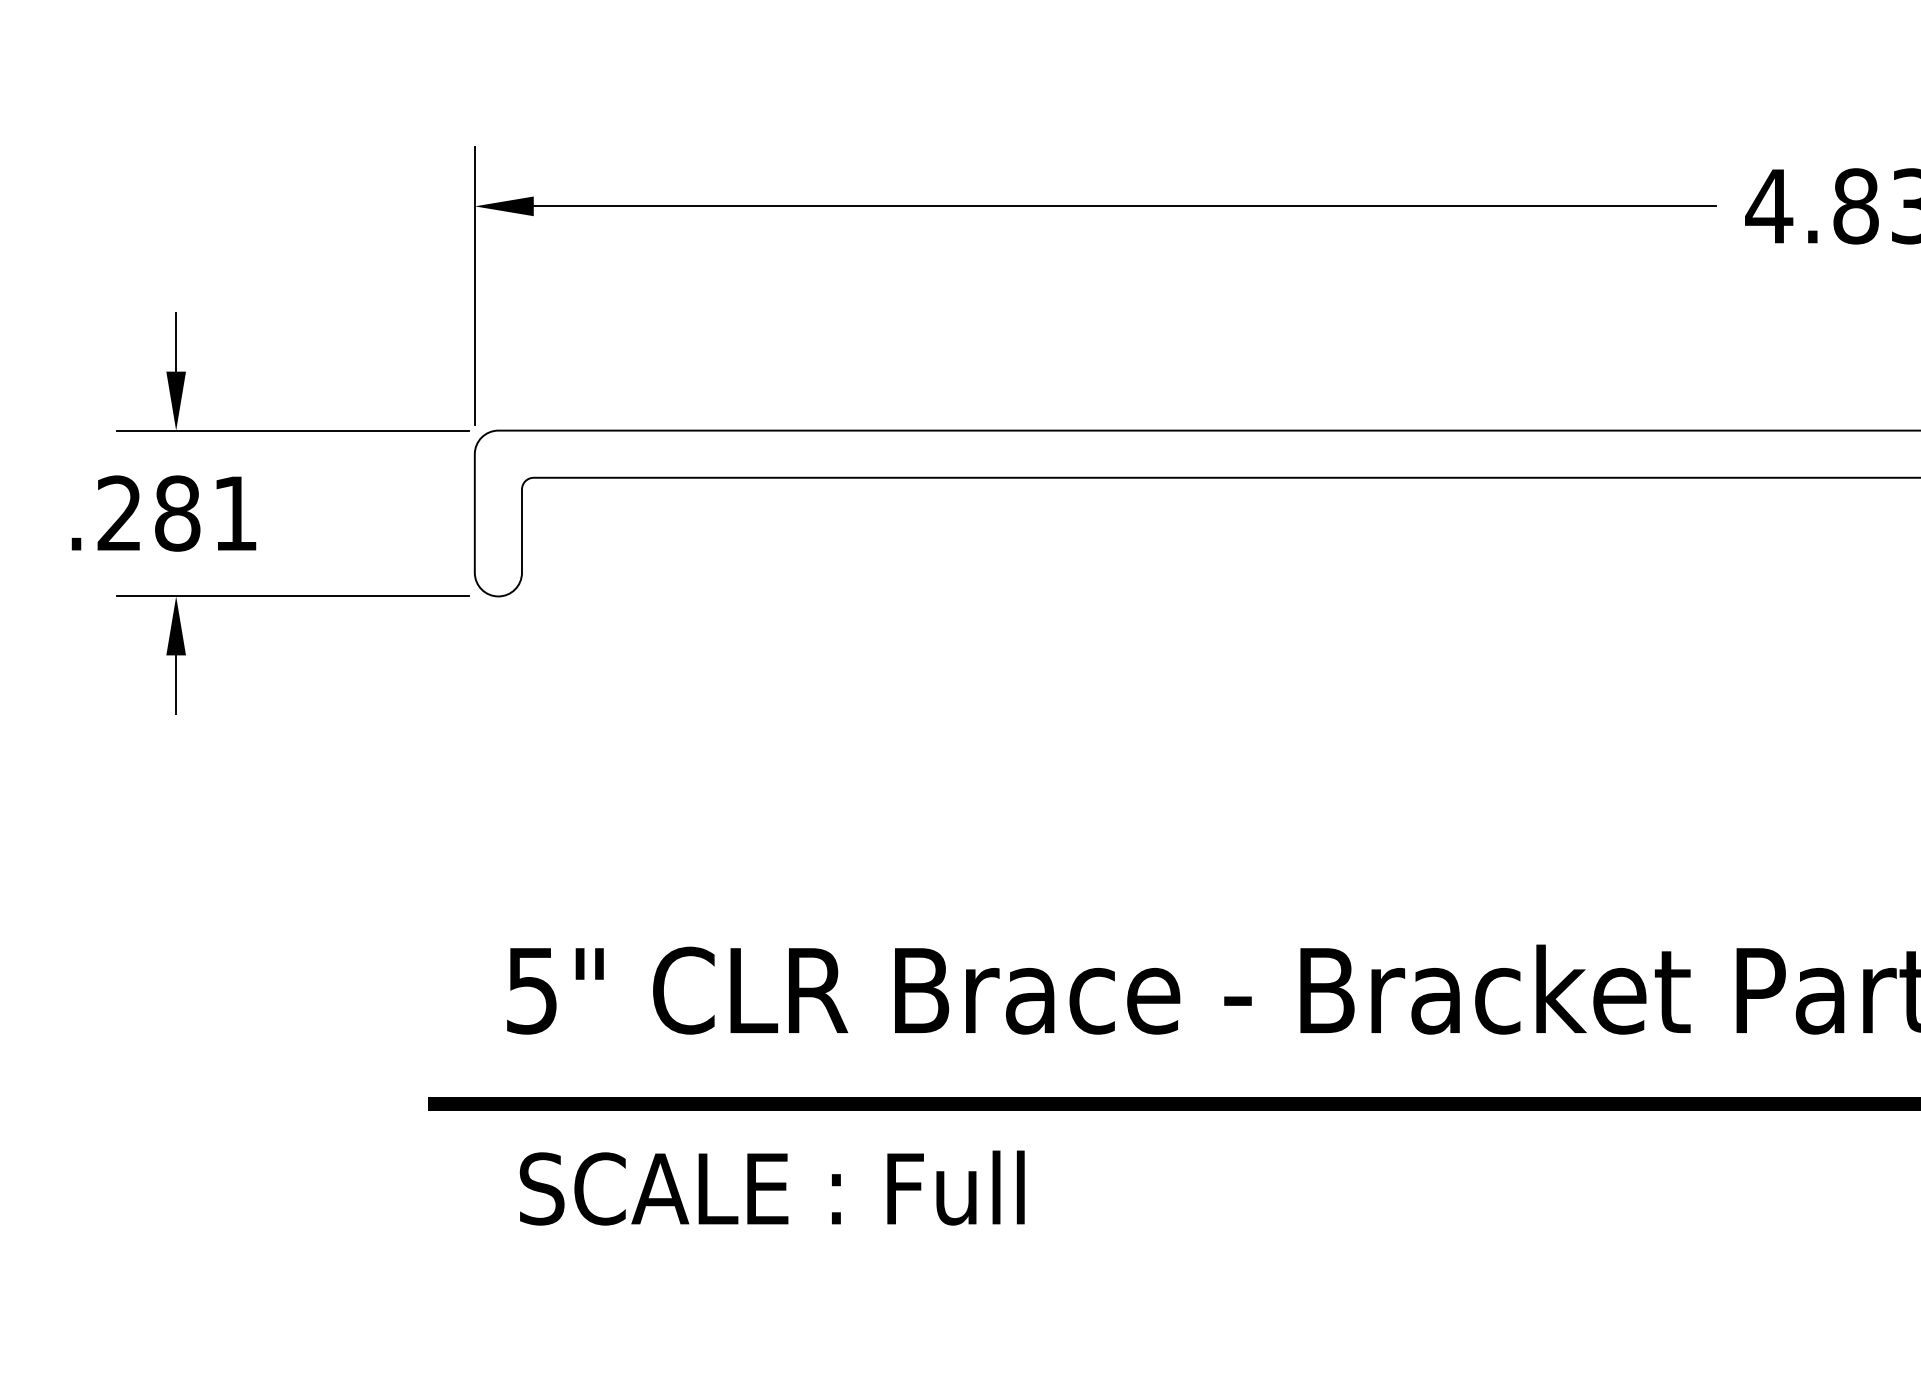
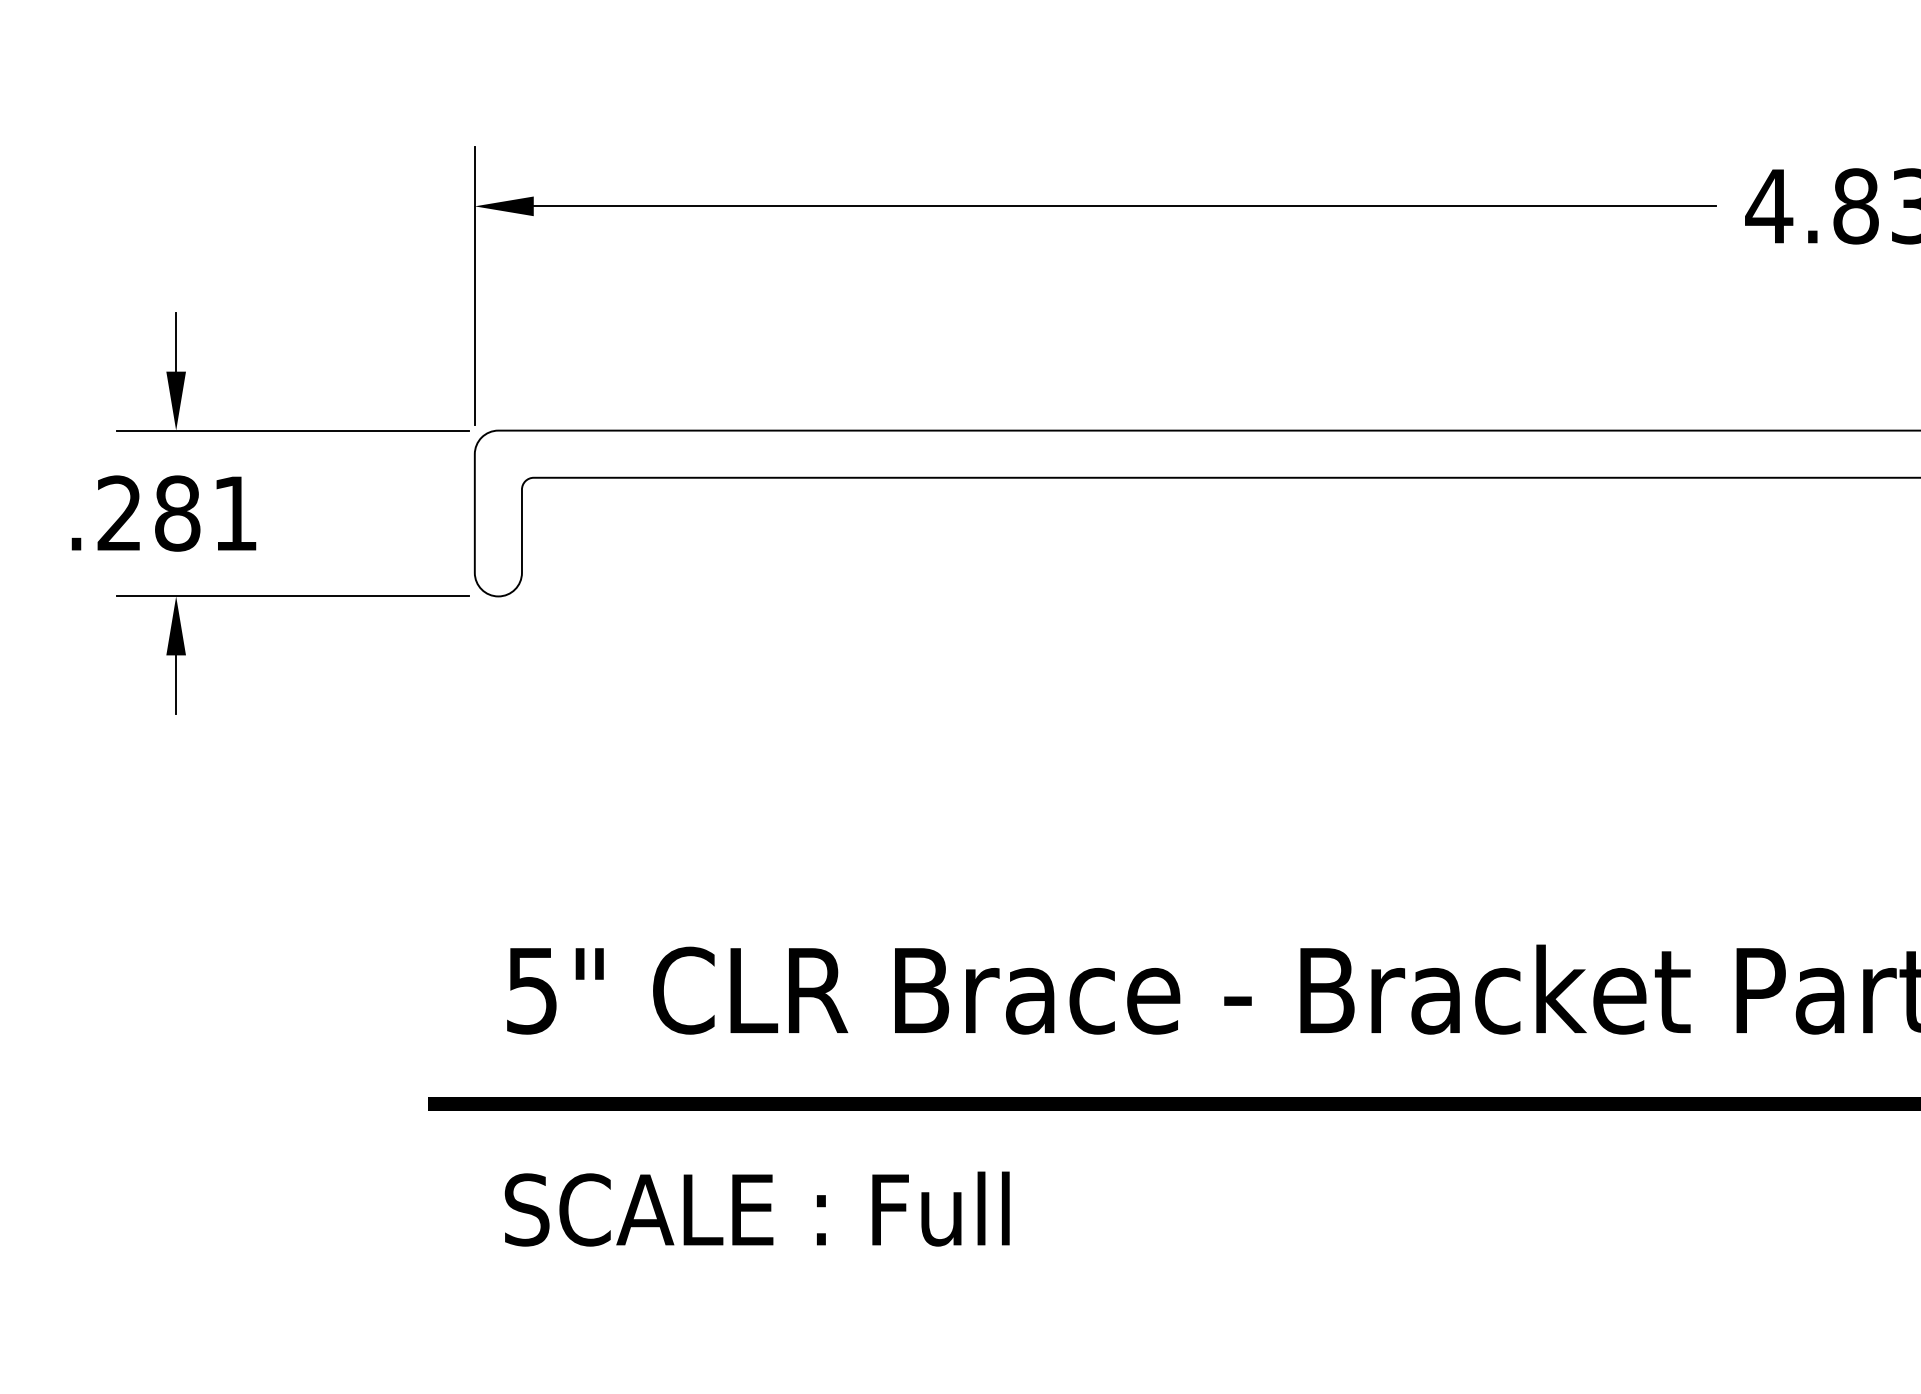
text position: (771, 1187) -> (756, 1208) (756, 1208)
